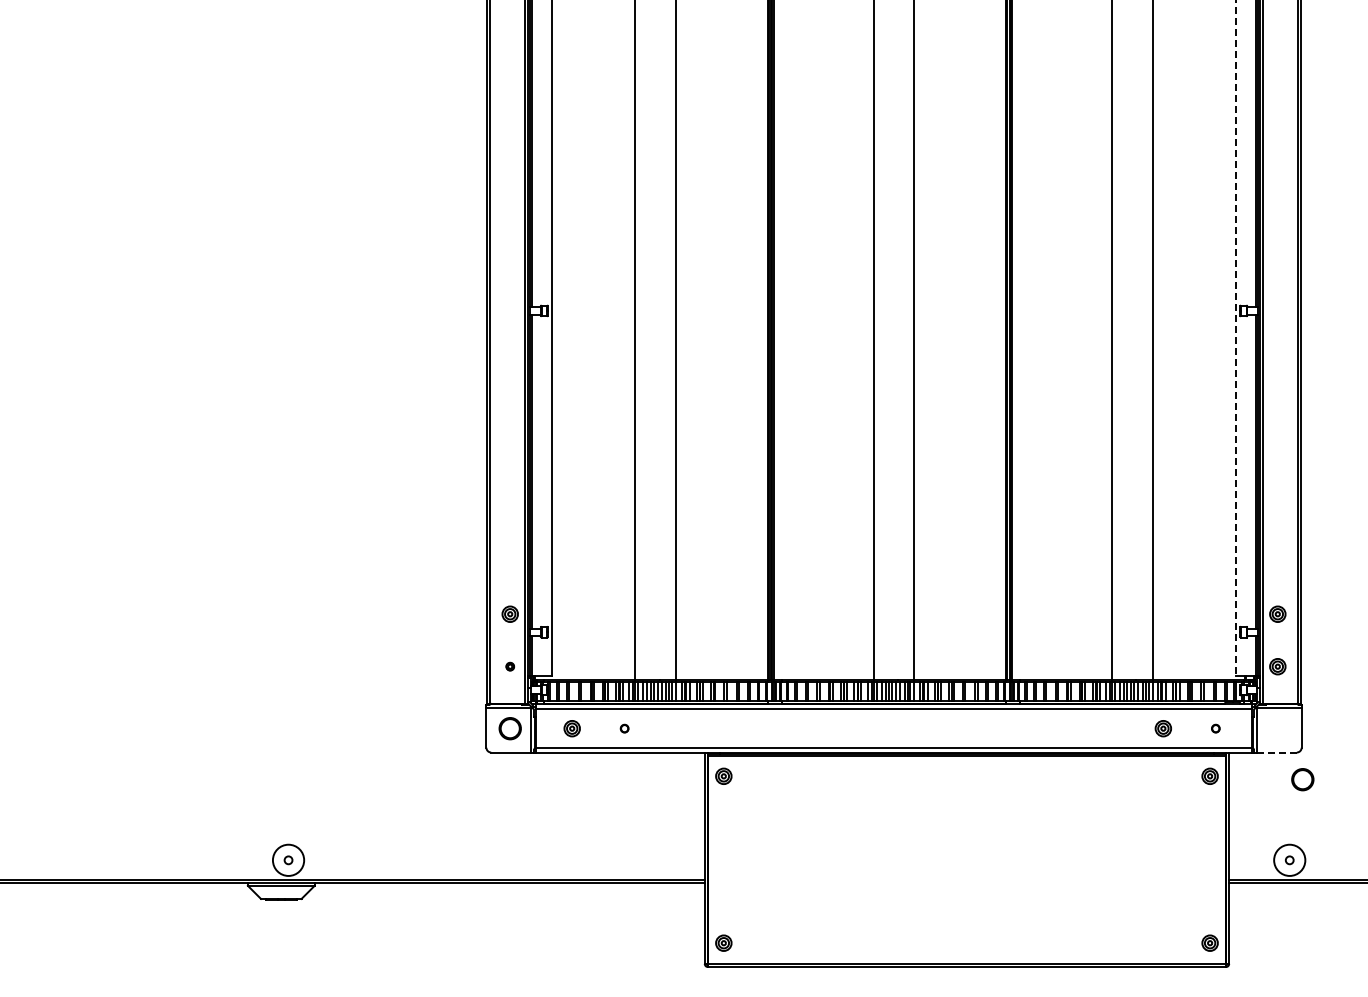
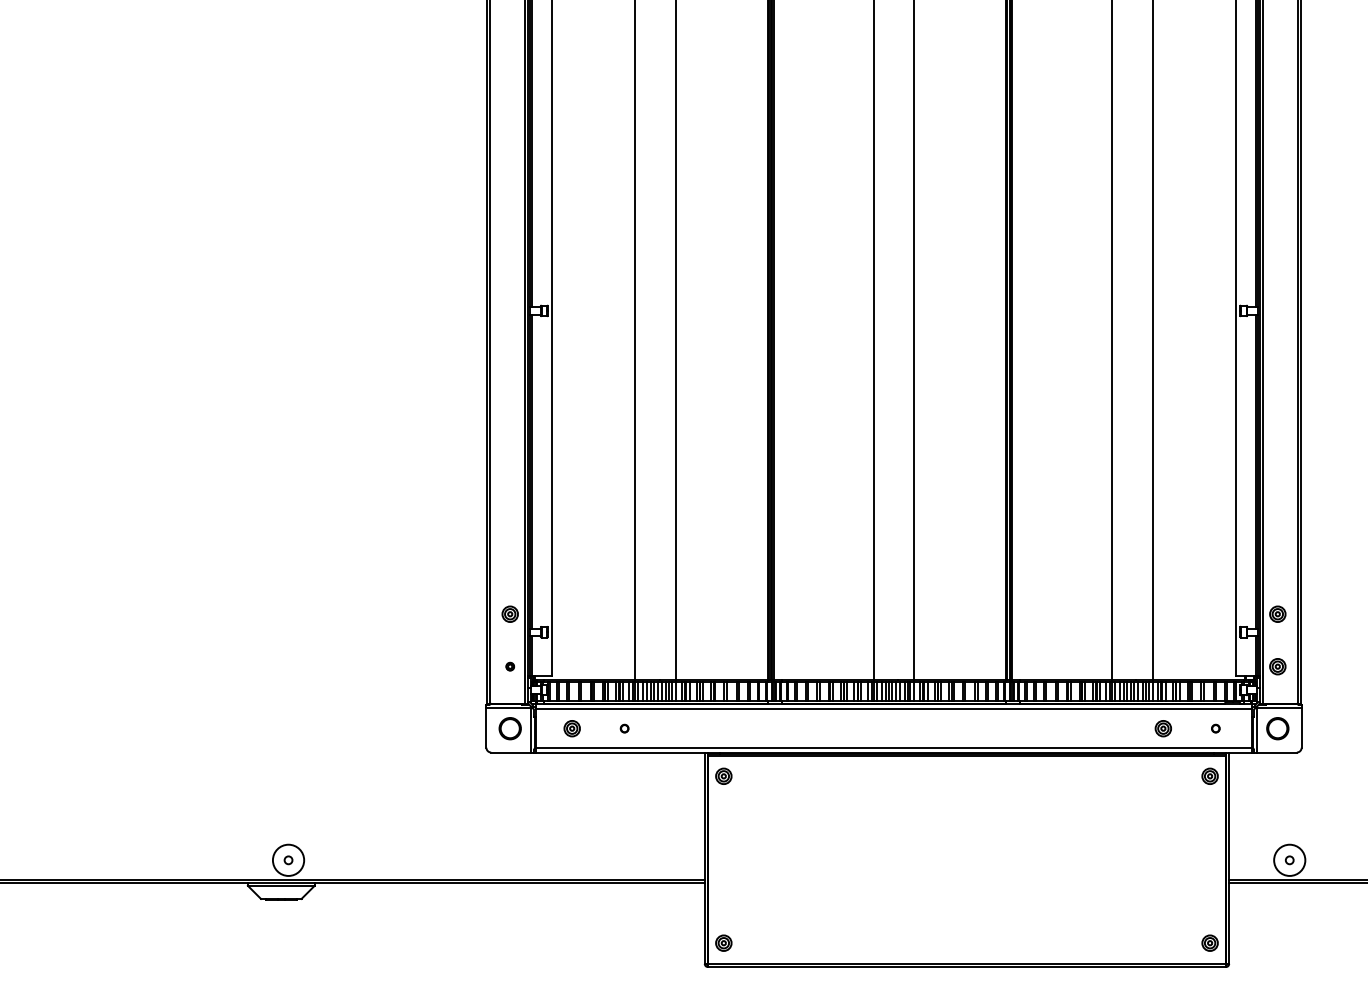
line: dashed -> solid (1235, 338)
line: dashed -> solid (1276, 752)
part position: (1302, 779) -> (1277, 728) (1277, 728)
